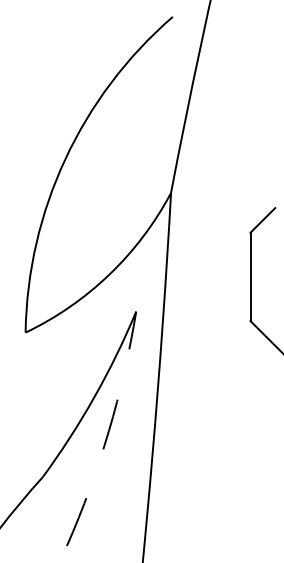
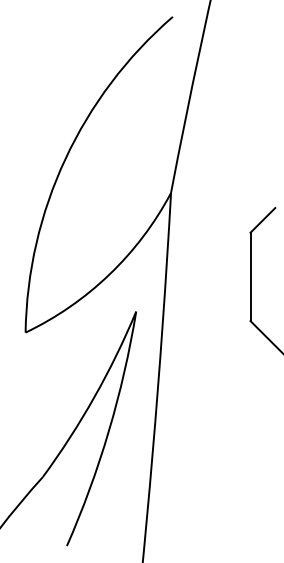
arc: dashed -> solid (108, 431)
